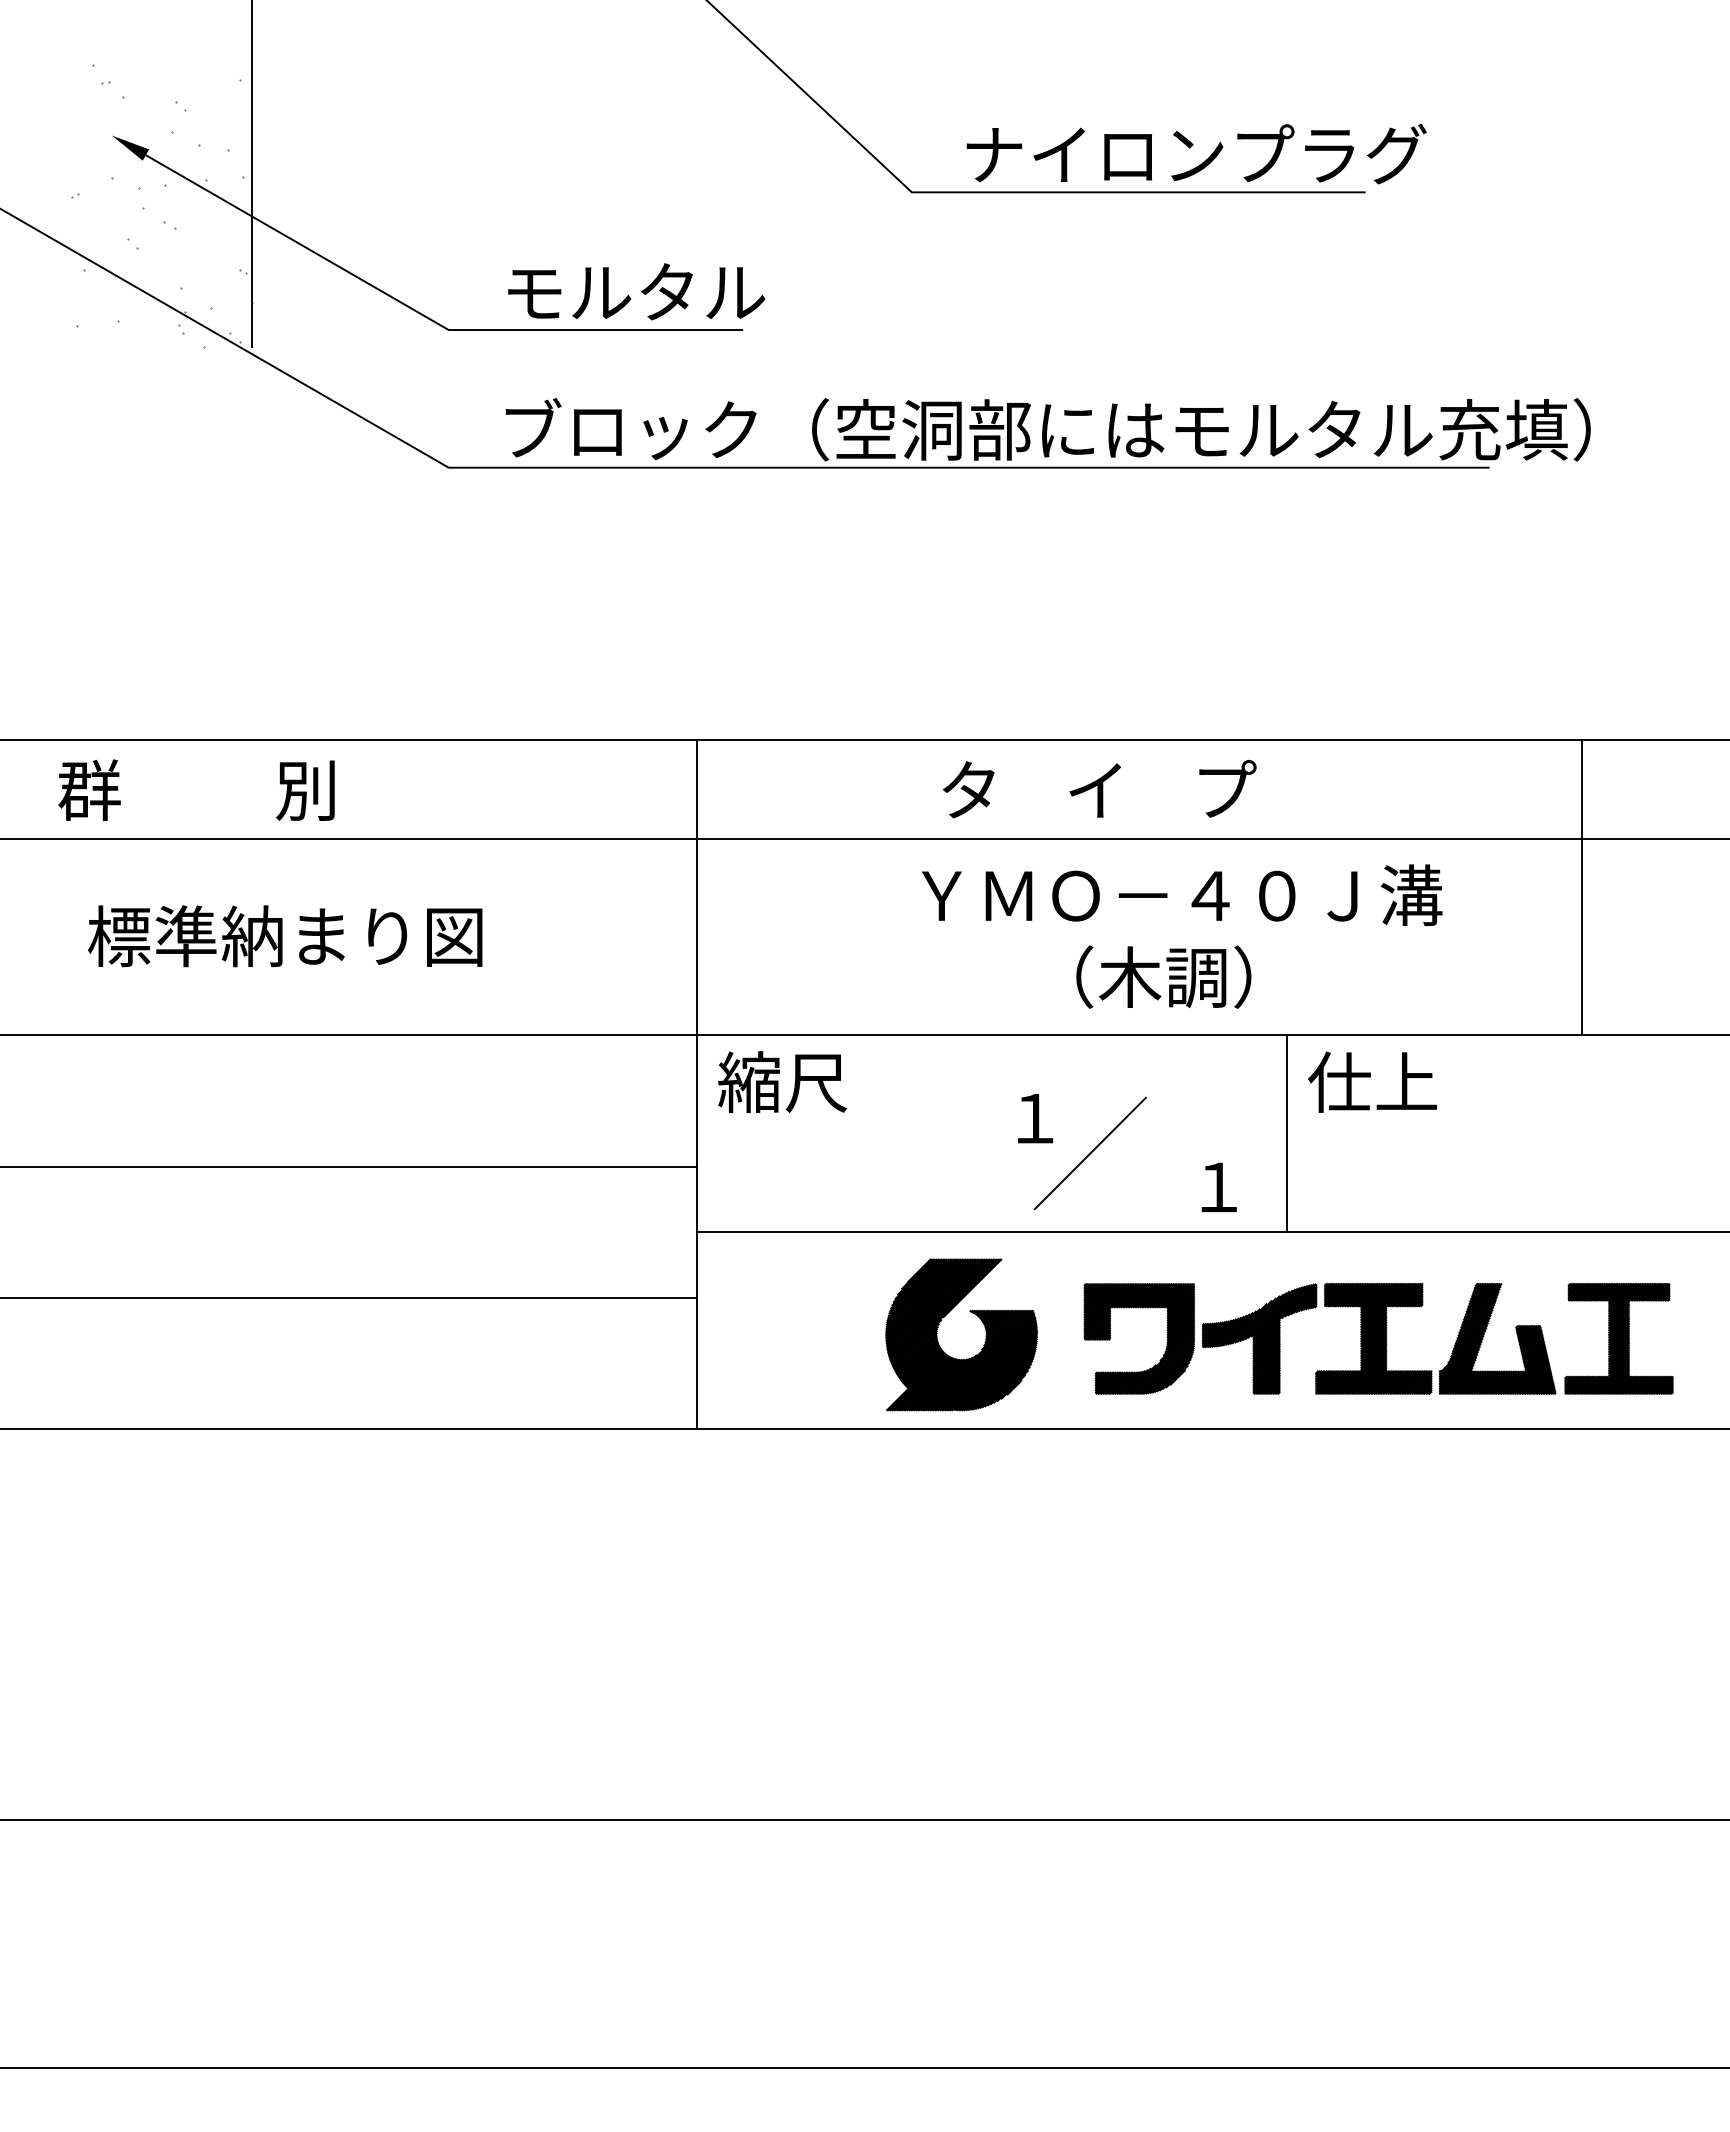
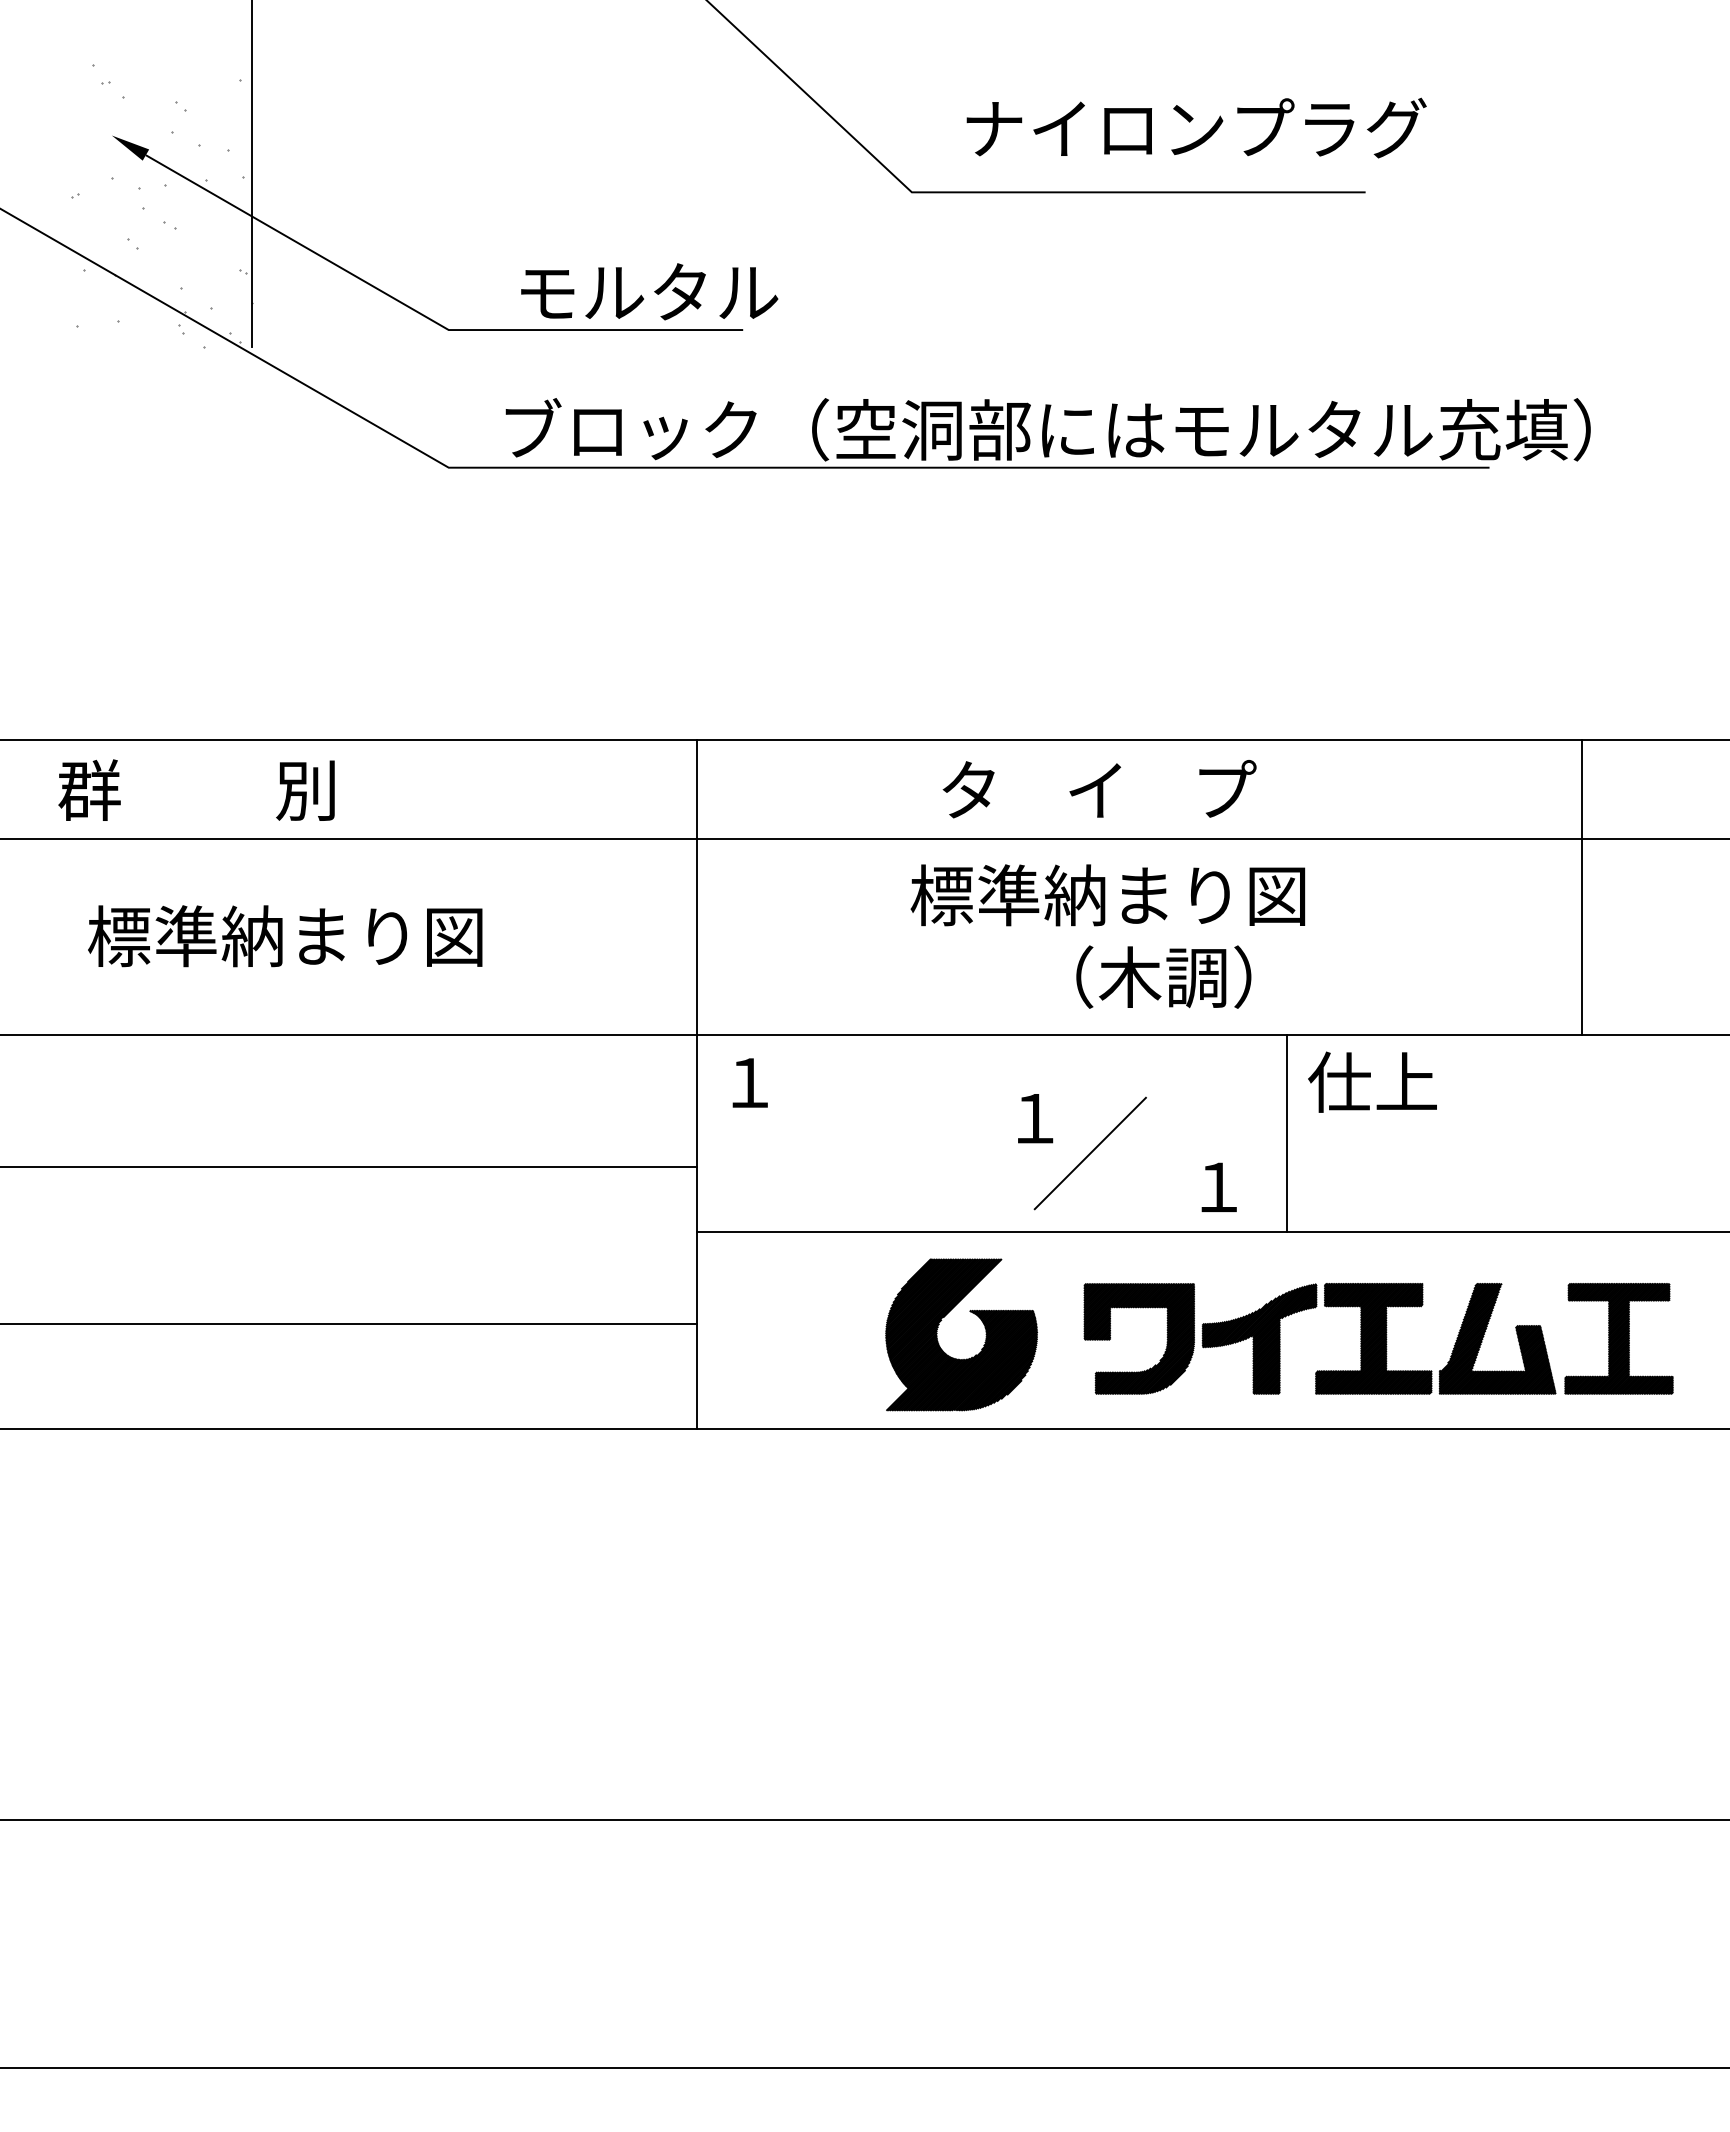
text position: (1196, 153) -> (1196, 127) (1196, 127)
text position: (636, 291) -> (649, 291) (649, 291)
text: ＹＭＯ－４０Ｊ溝 -> 標準納まり図 (1176, 895)
text: 縮尺 -> １ (782, 1081)
line position: (349, 1297) -> (349, 1323) (349, 1323)
